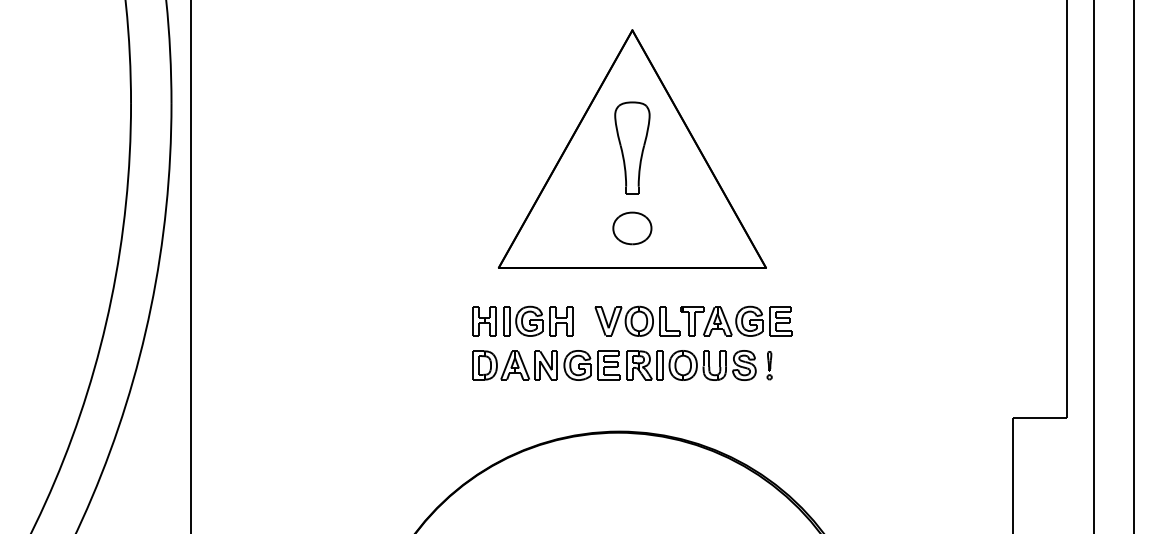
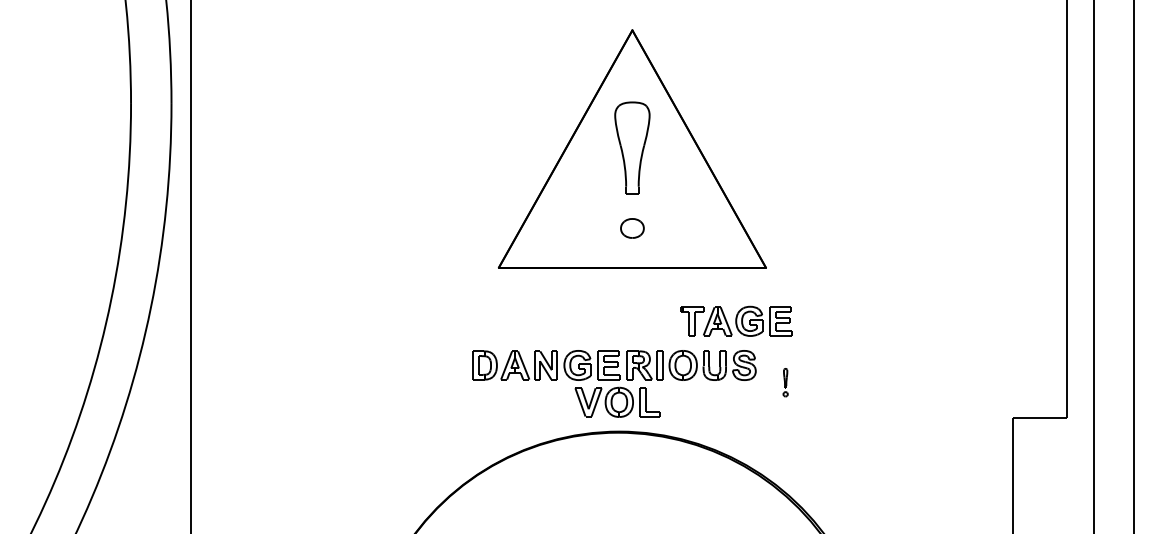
part size: 41x35 px -> 25x21 px (632, 228)
part: present -> none (522, 320)
part position: (637, 320) -> (617, 401) (617, 401)
part position: (769, 365) -> (785, 382) (785, 382)
